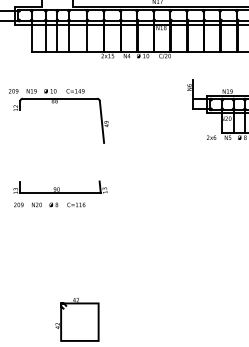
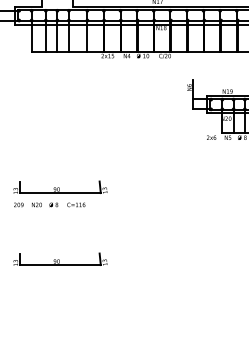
part: present -> none (57, 103)
part: none -> present (60, 258)
part: present -> none (77, 319)
